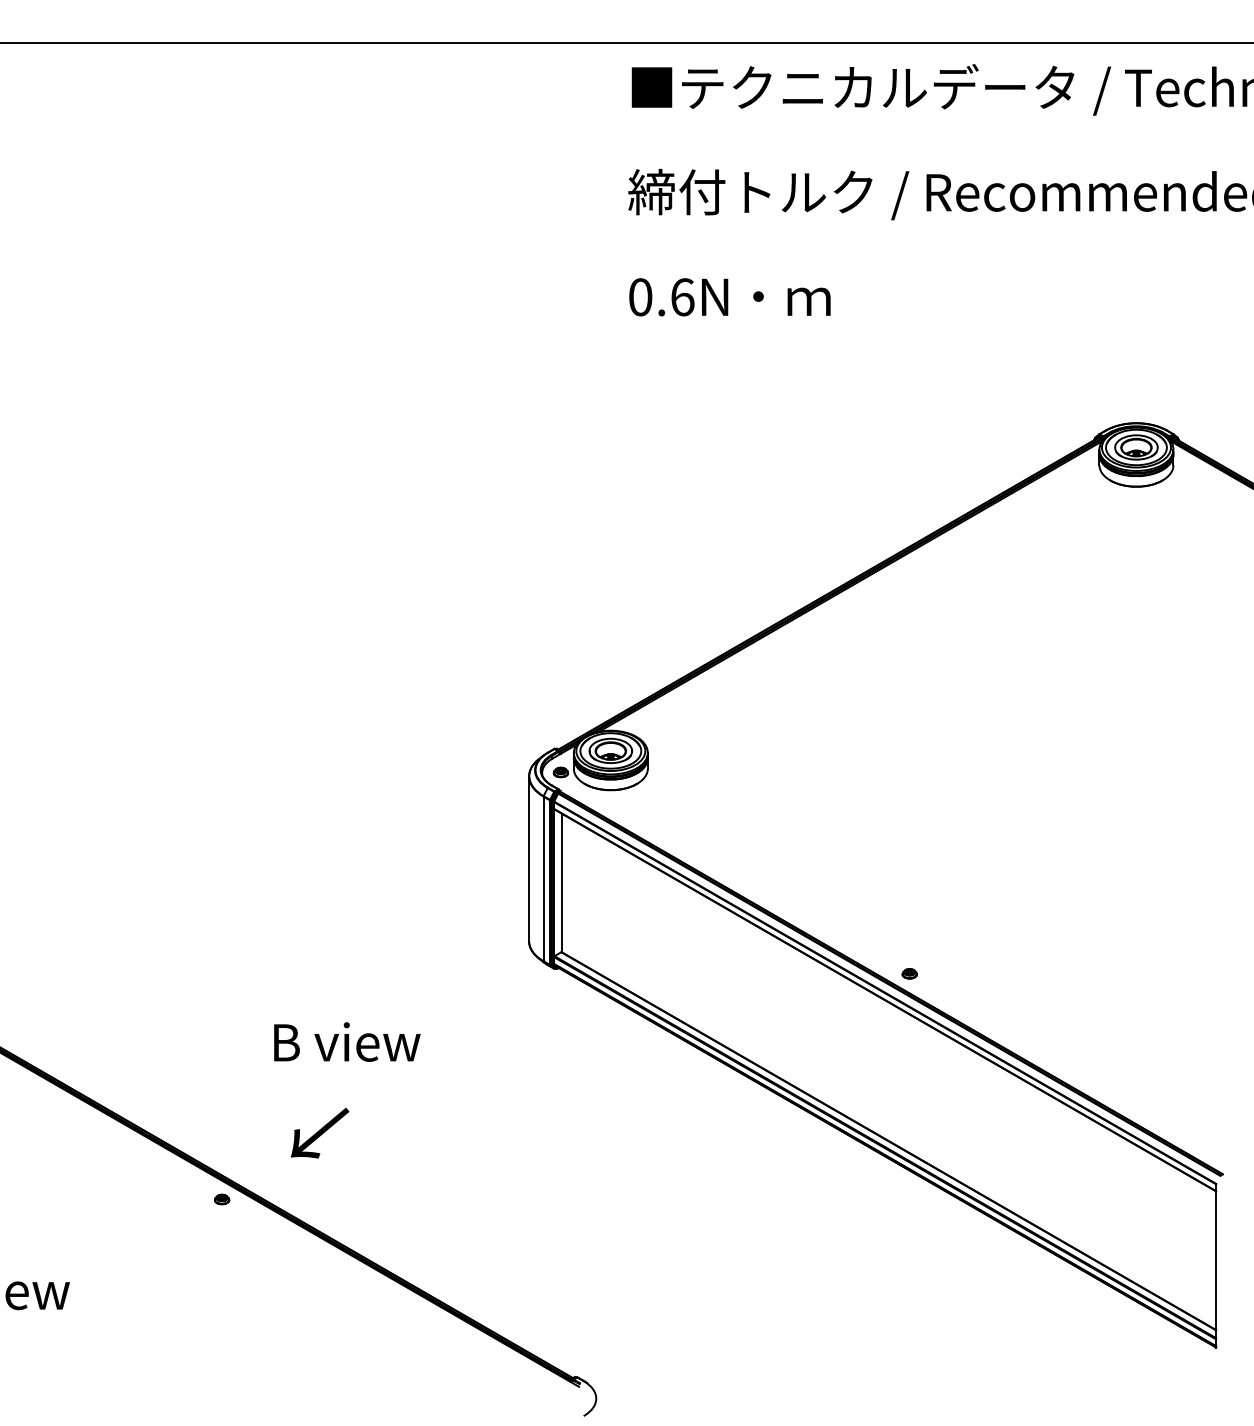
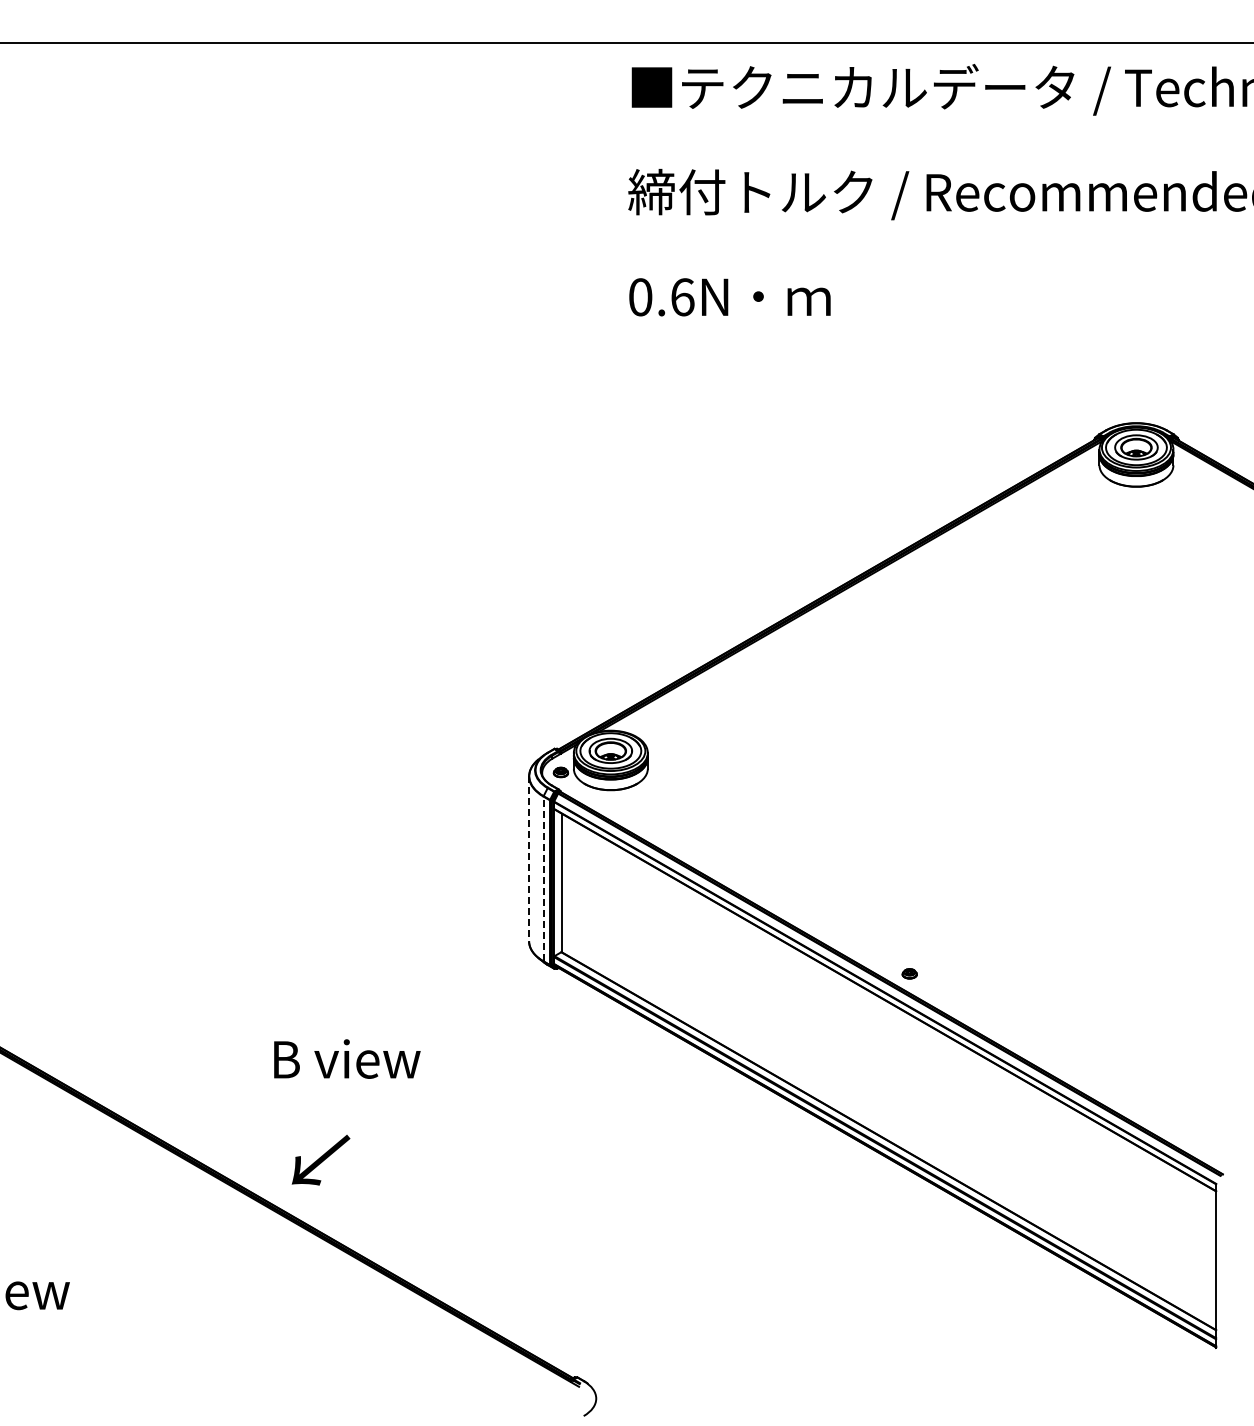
line: solid -> dashed (529, 859)
line: solid -> dashed (543, 878)
text position: (347, 1041) -> (347, 1058) (347, 1058)
text position: (319, 1132) -> (320, 1159) (320, 1159)
part: present -> none (222, 1199)
